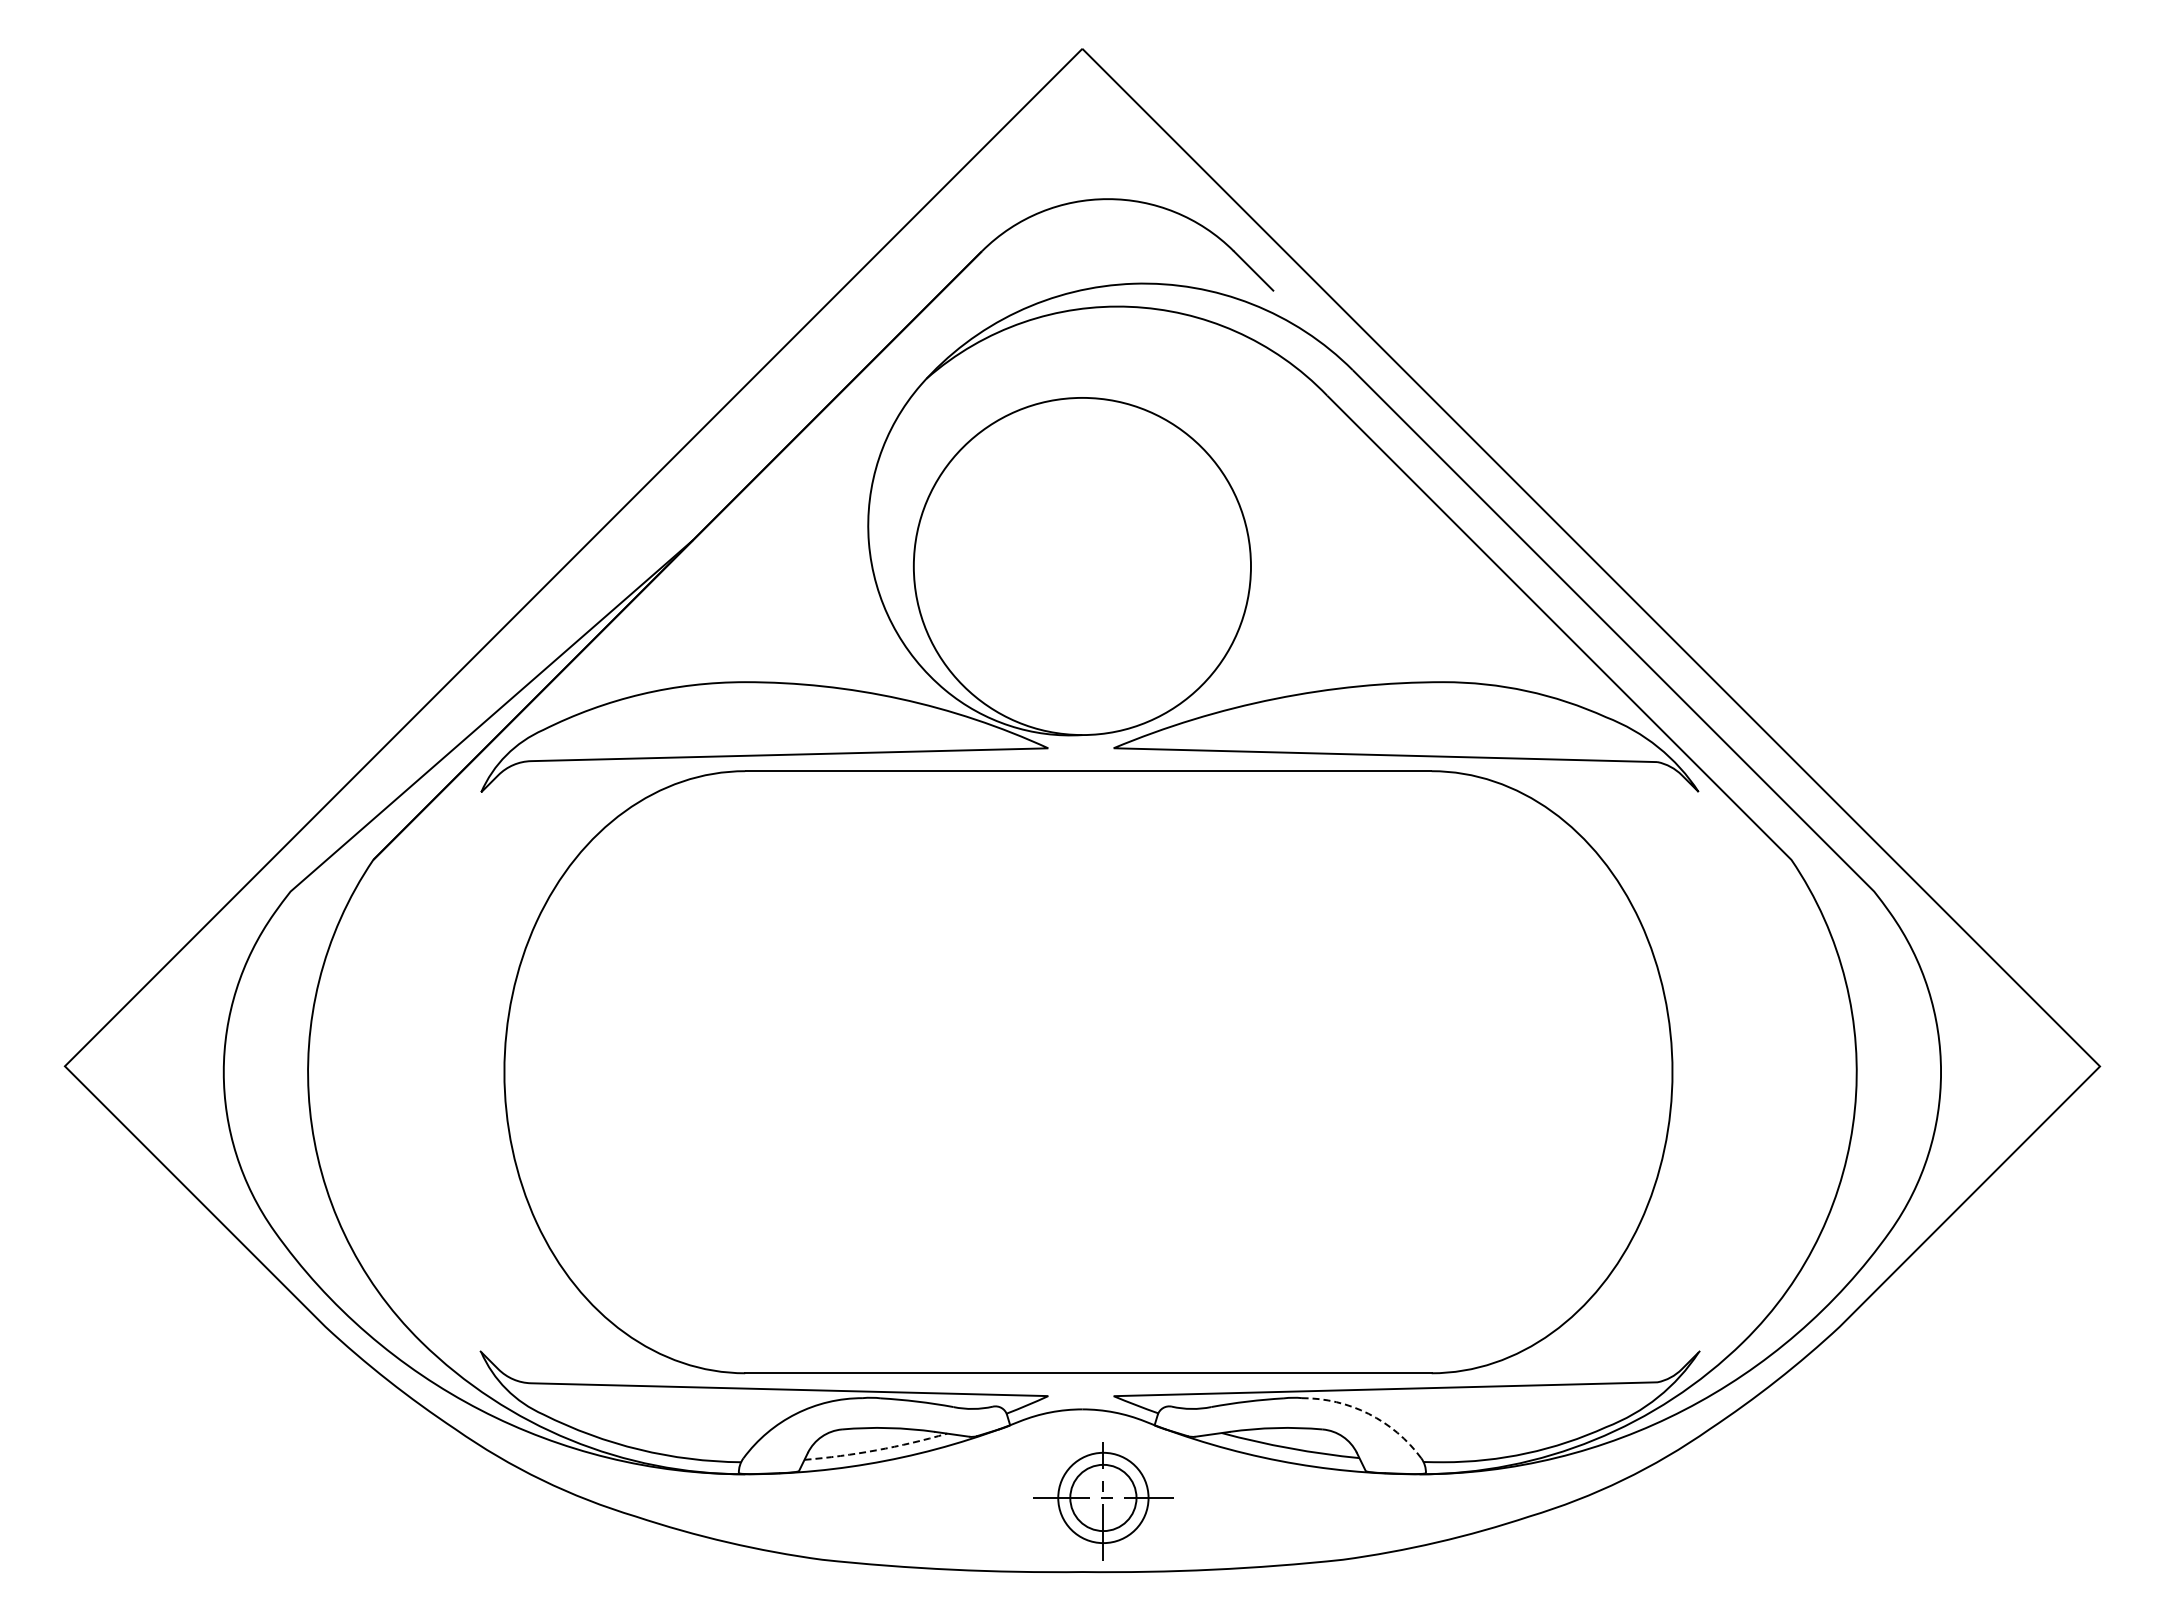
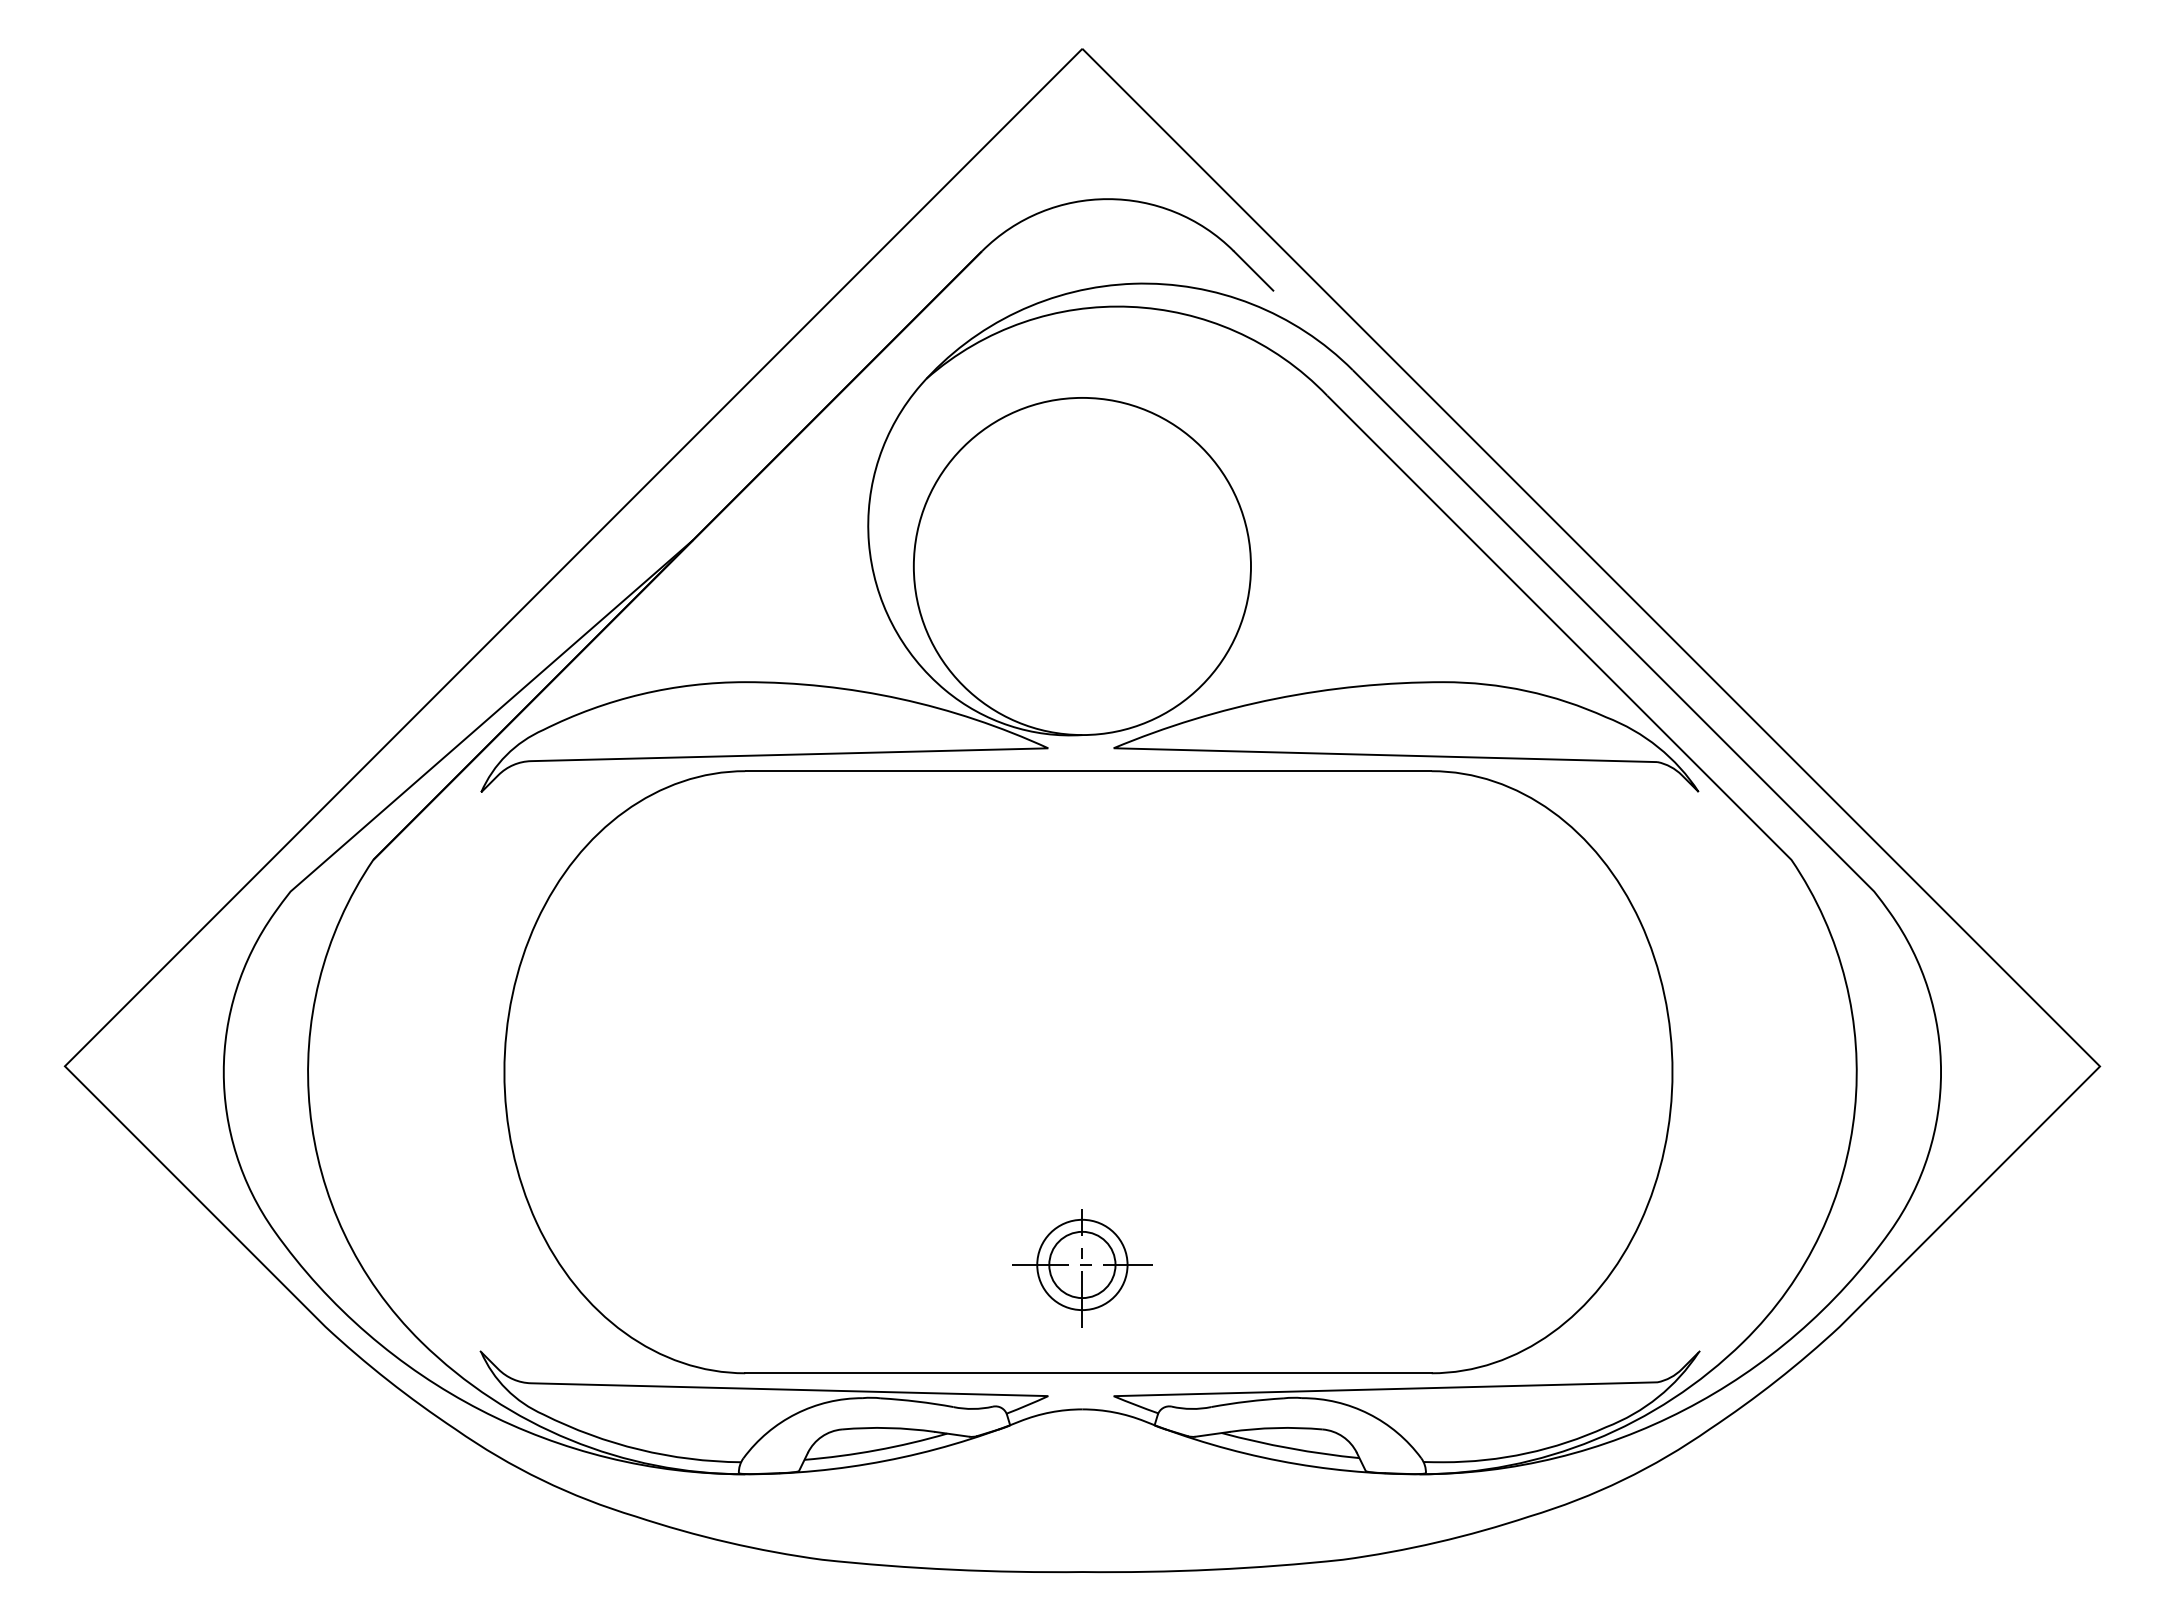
arc: dashed -> solid (1368, 1413)
line: dashed -> solid (876, 1450)
part position: (1103, 1501) -> (1082, 1268) (1082, 1268)
